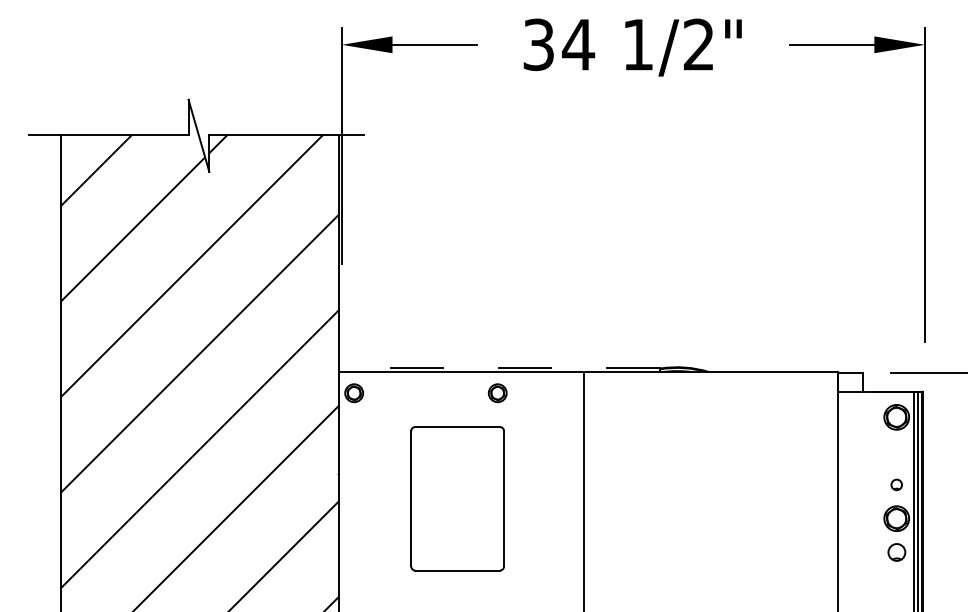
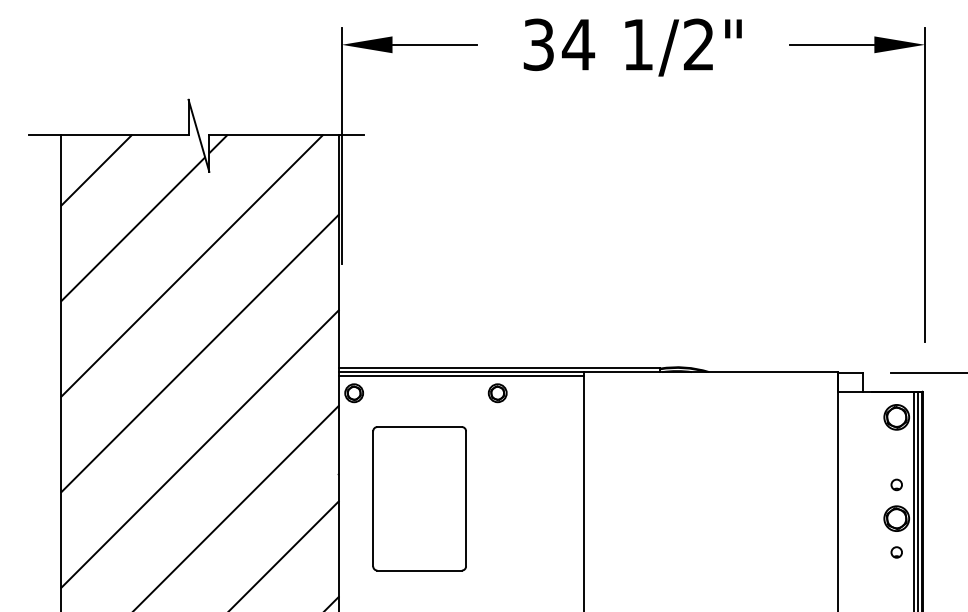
line: dashed -> solid (499, 367)
line: none -> present (461, 376)
part position: (457, 498) -> (419, 498) (419, 498)
circle size: 20x19 px -> 13x13 px (896, 552)
